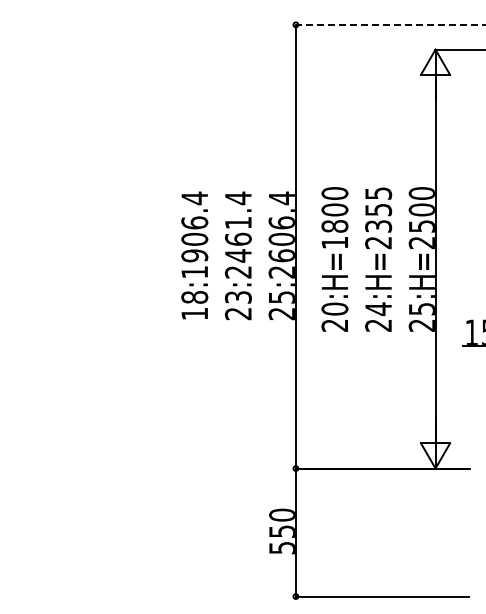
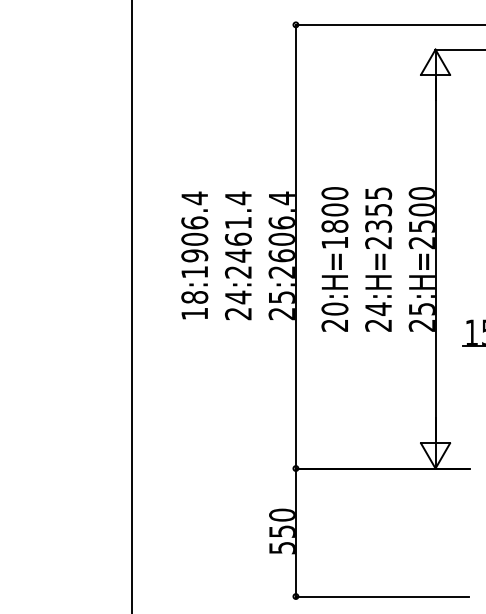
line: dashed -> solid (390, 24)
text: 23:2461.4 -> 24:2461.4 (237, 297)
line: none -> present (132, 306)
